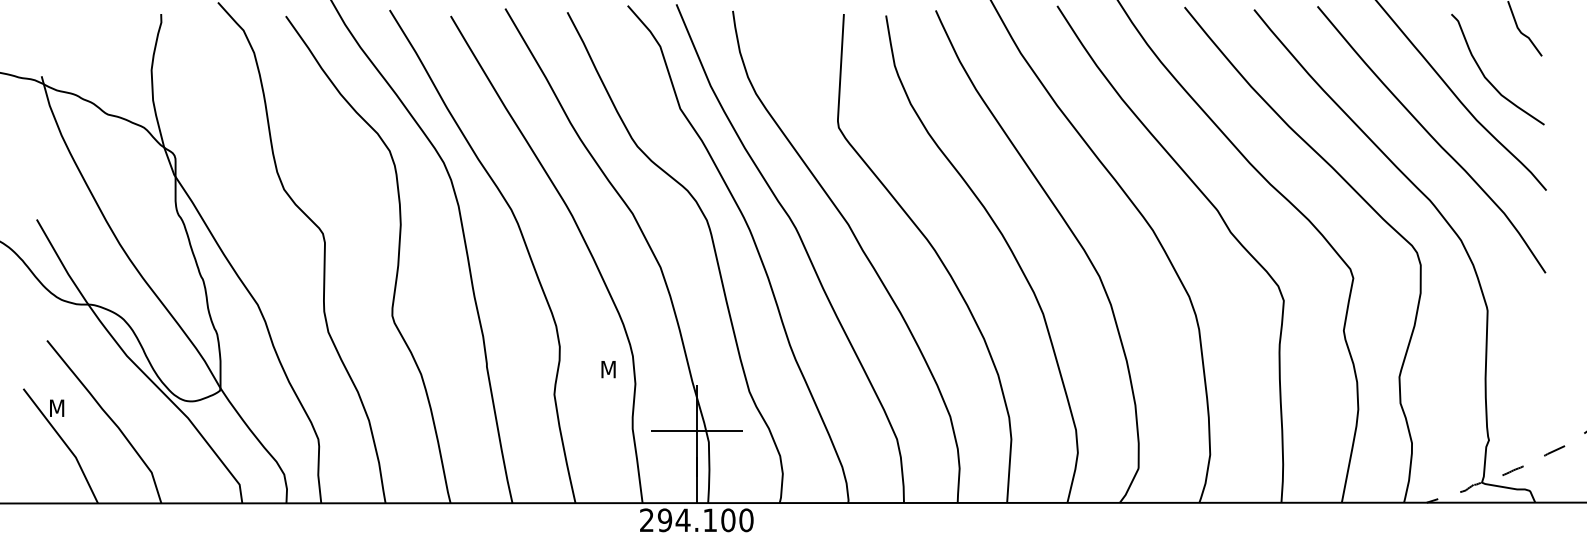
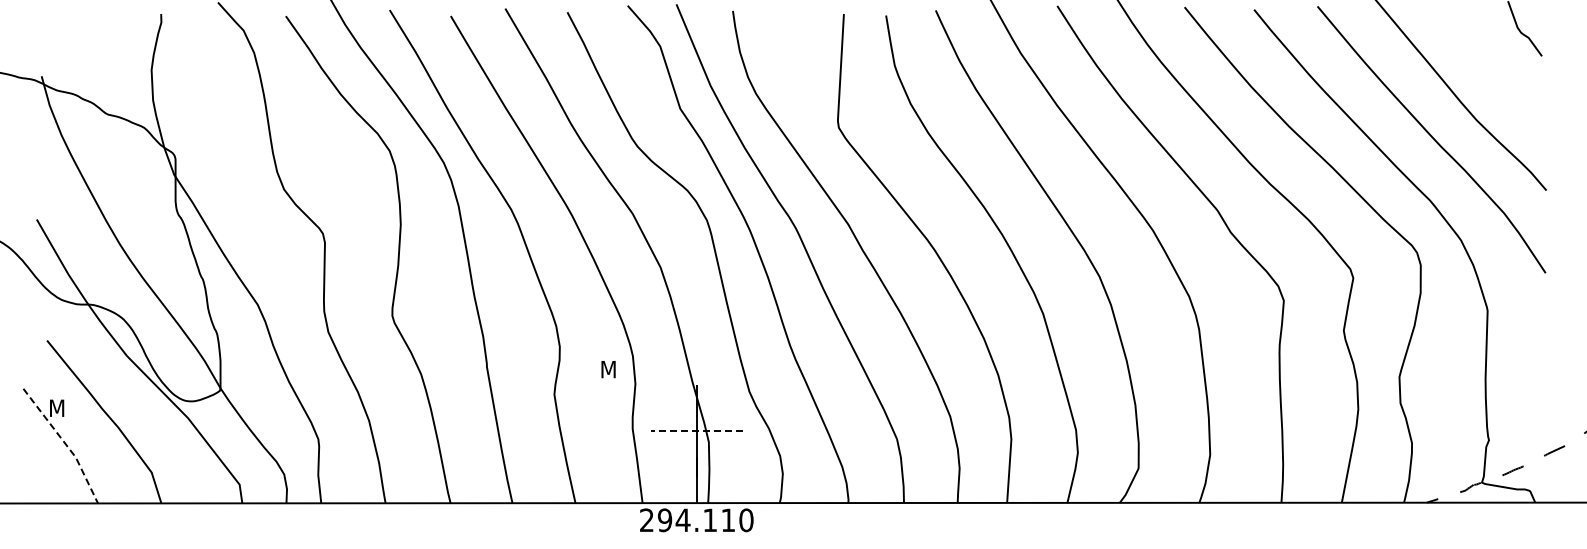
curve: present -> none (1487, 78)
line: solid -> dashed (696, 430)
line: solid -> dashed (65, 444)
text: 294.100 -> 294.110 (728, 520)
